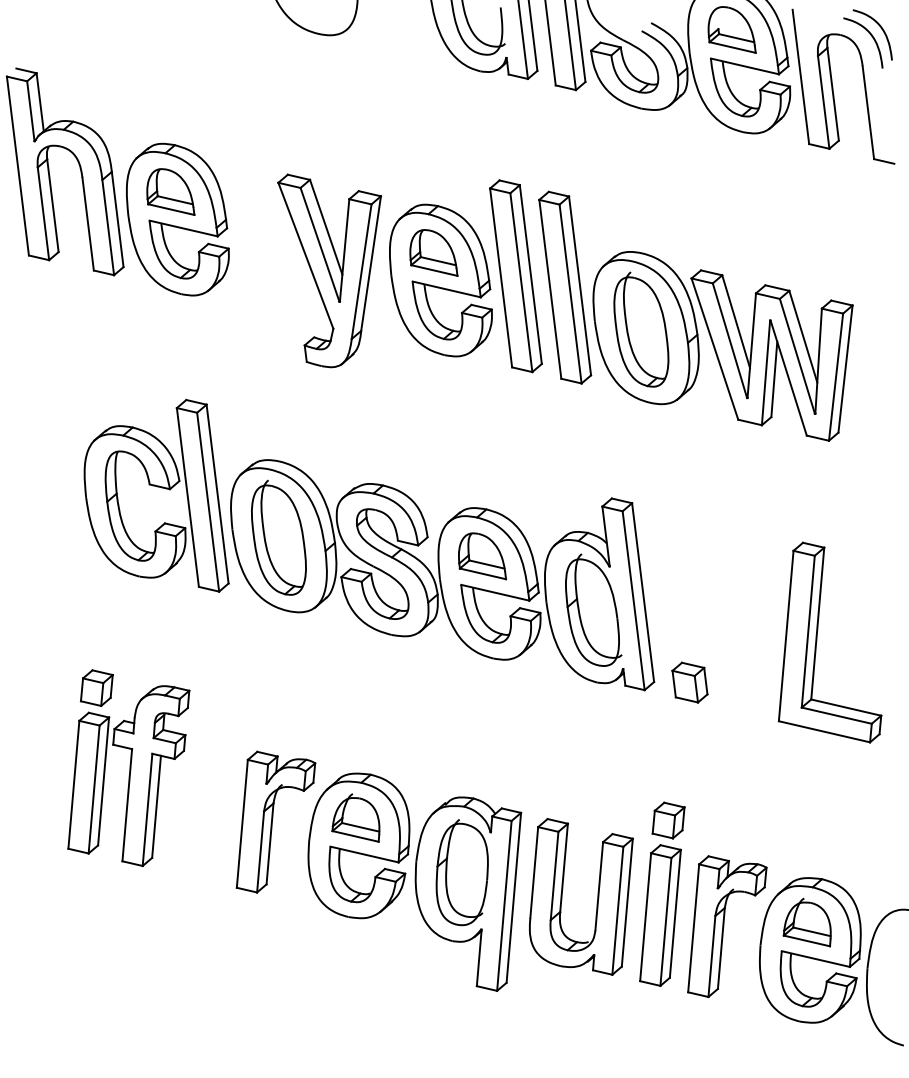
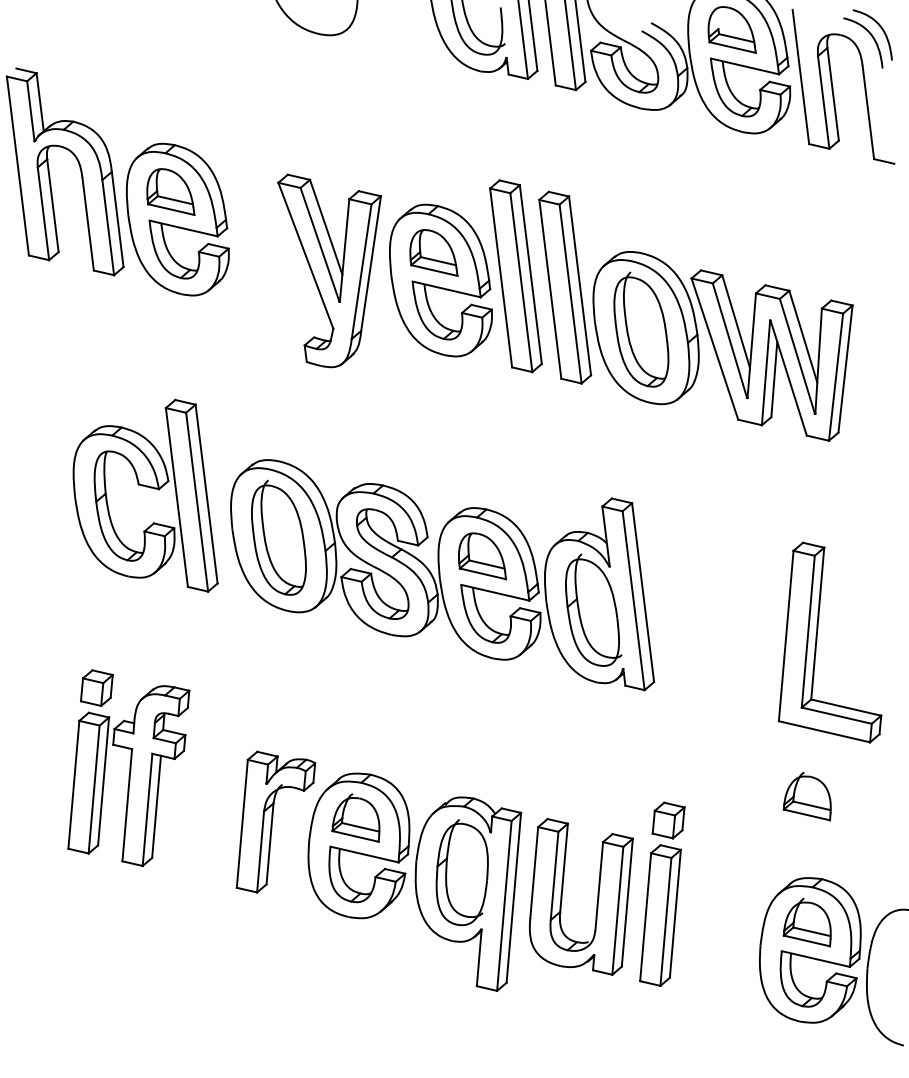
part position: (157, 487) -> (146, 487) (146, 487)
part: present -> none (689, 682)
part: none -> present (806, 796)
part: present -> none (727, 926)
